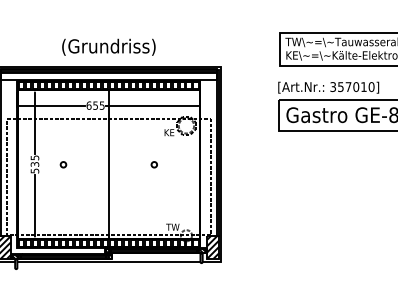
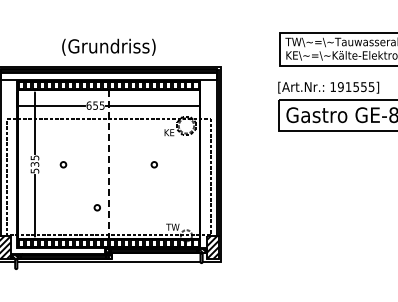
text: 357010] -> 191555] (352, 87)
line: solid -> dashed (108, 165)
circle: none -> present (96, 207)
